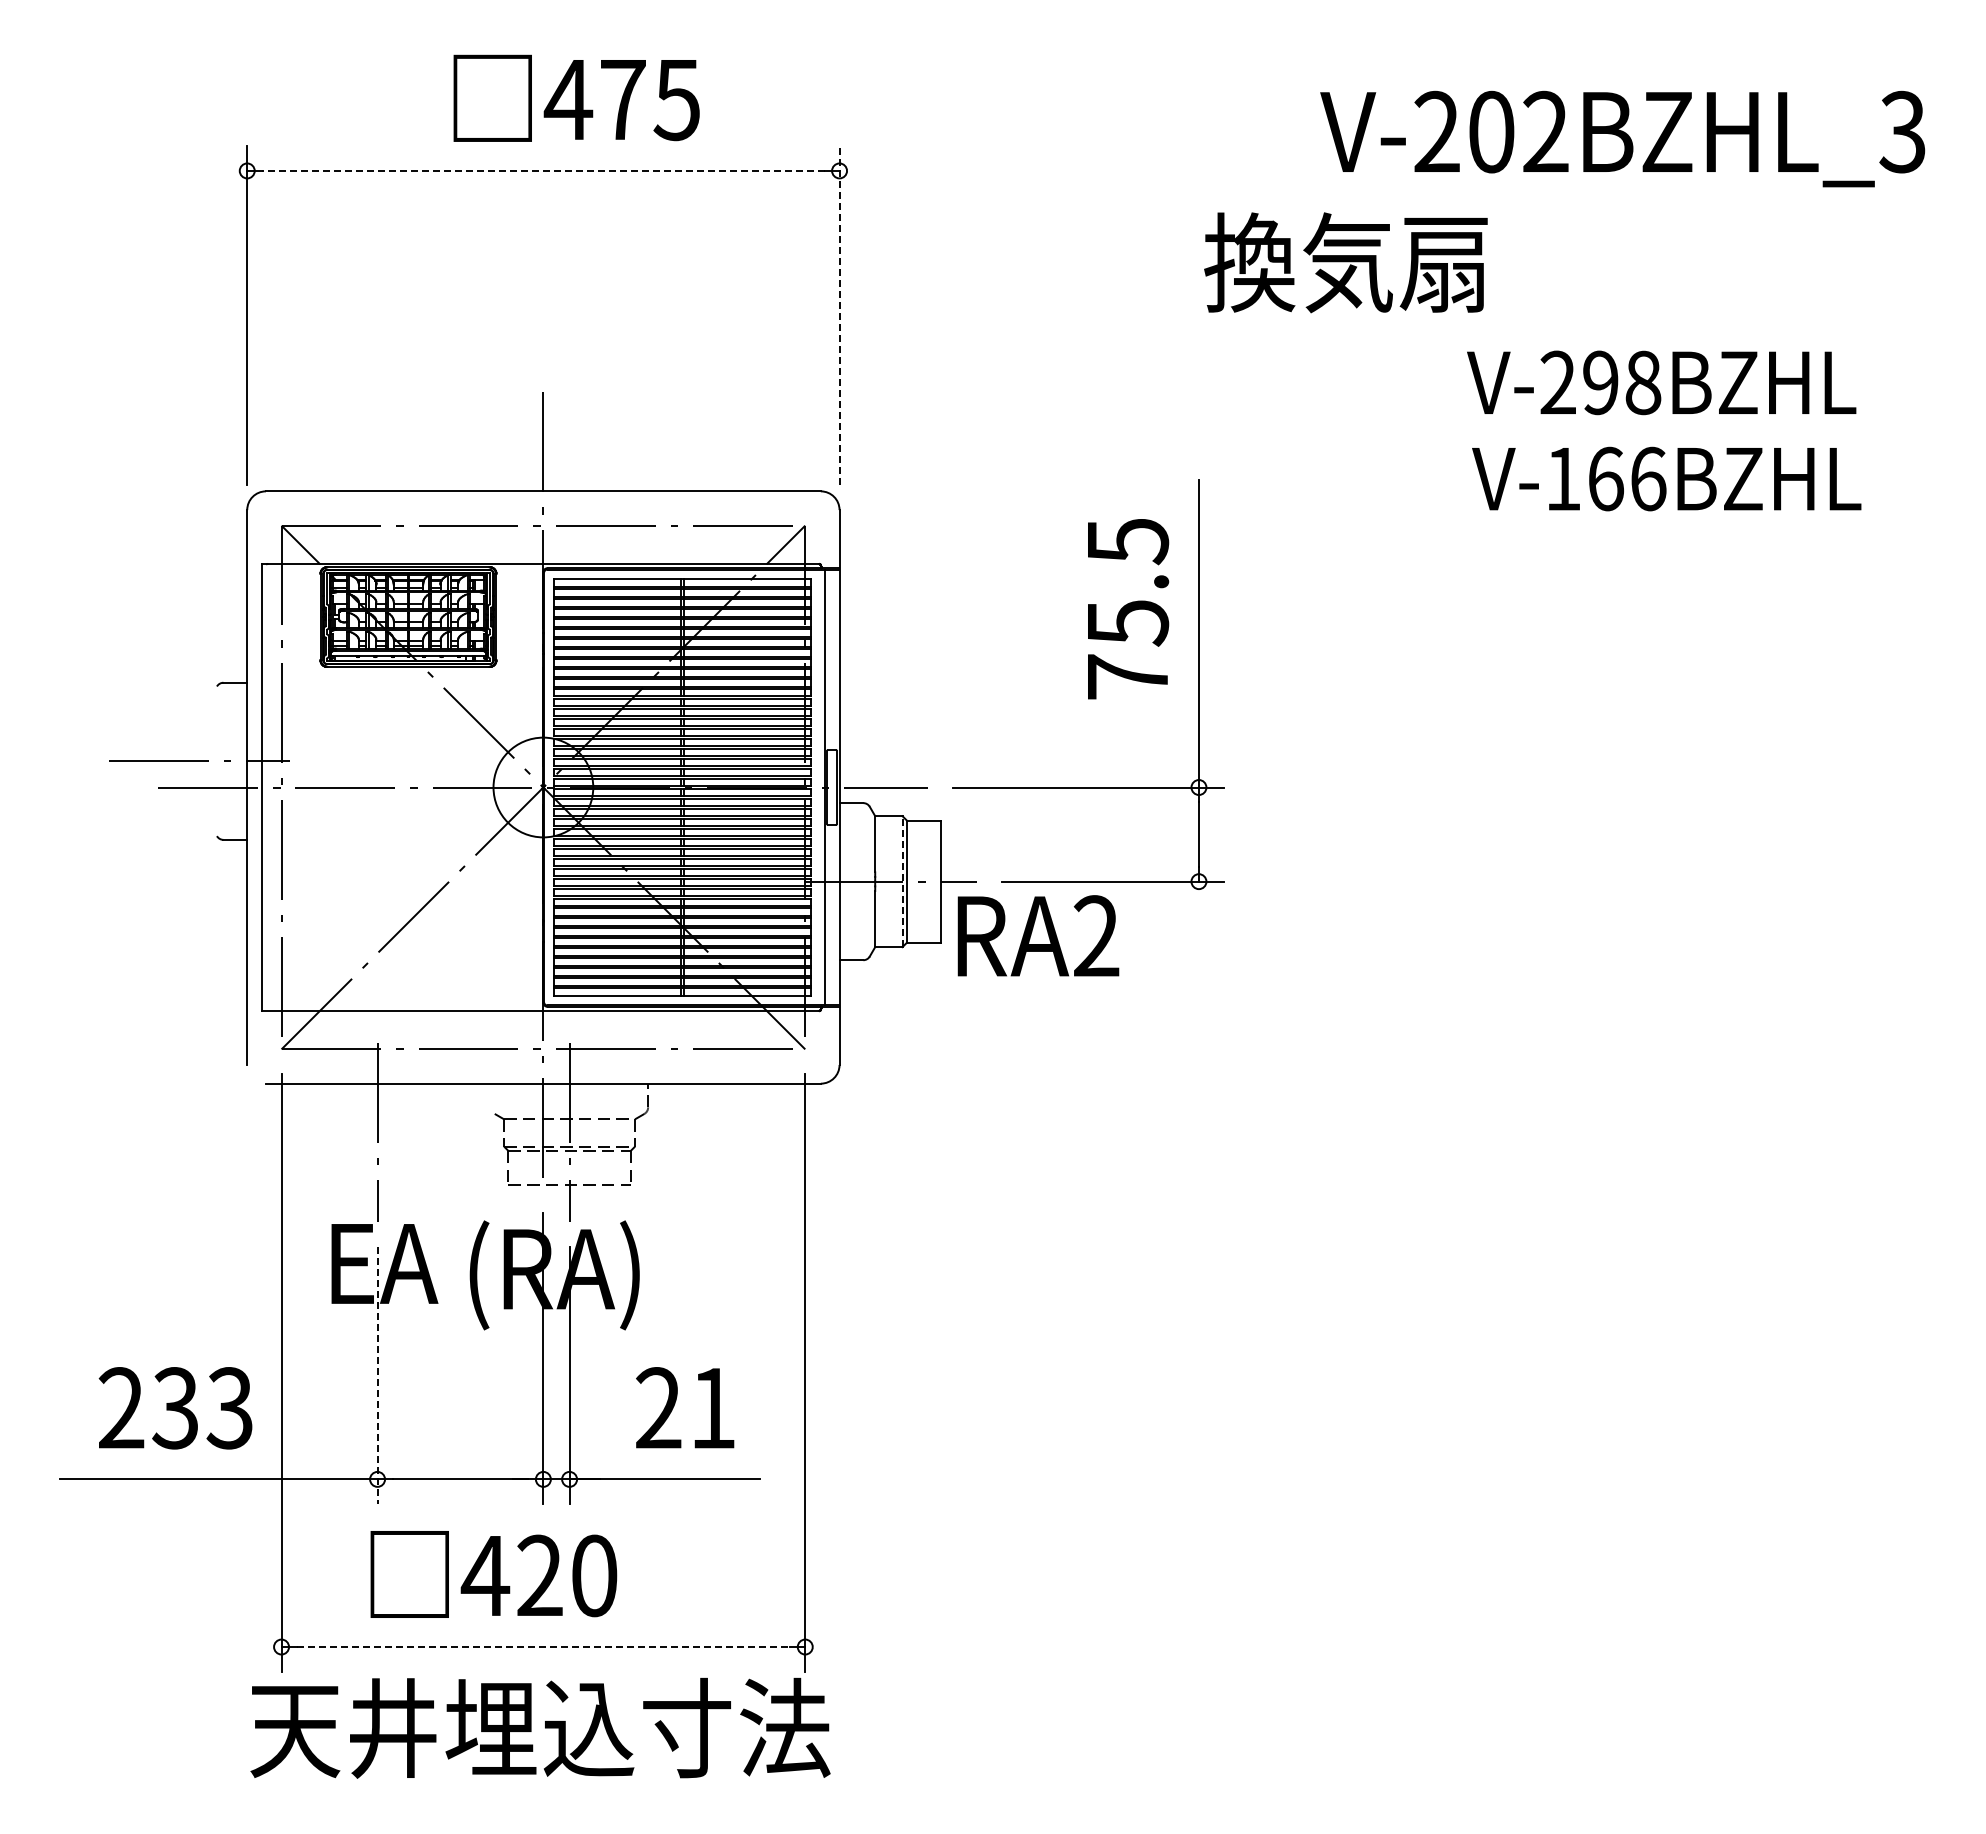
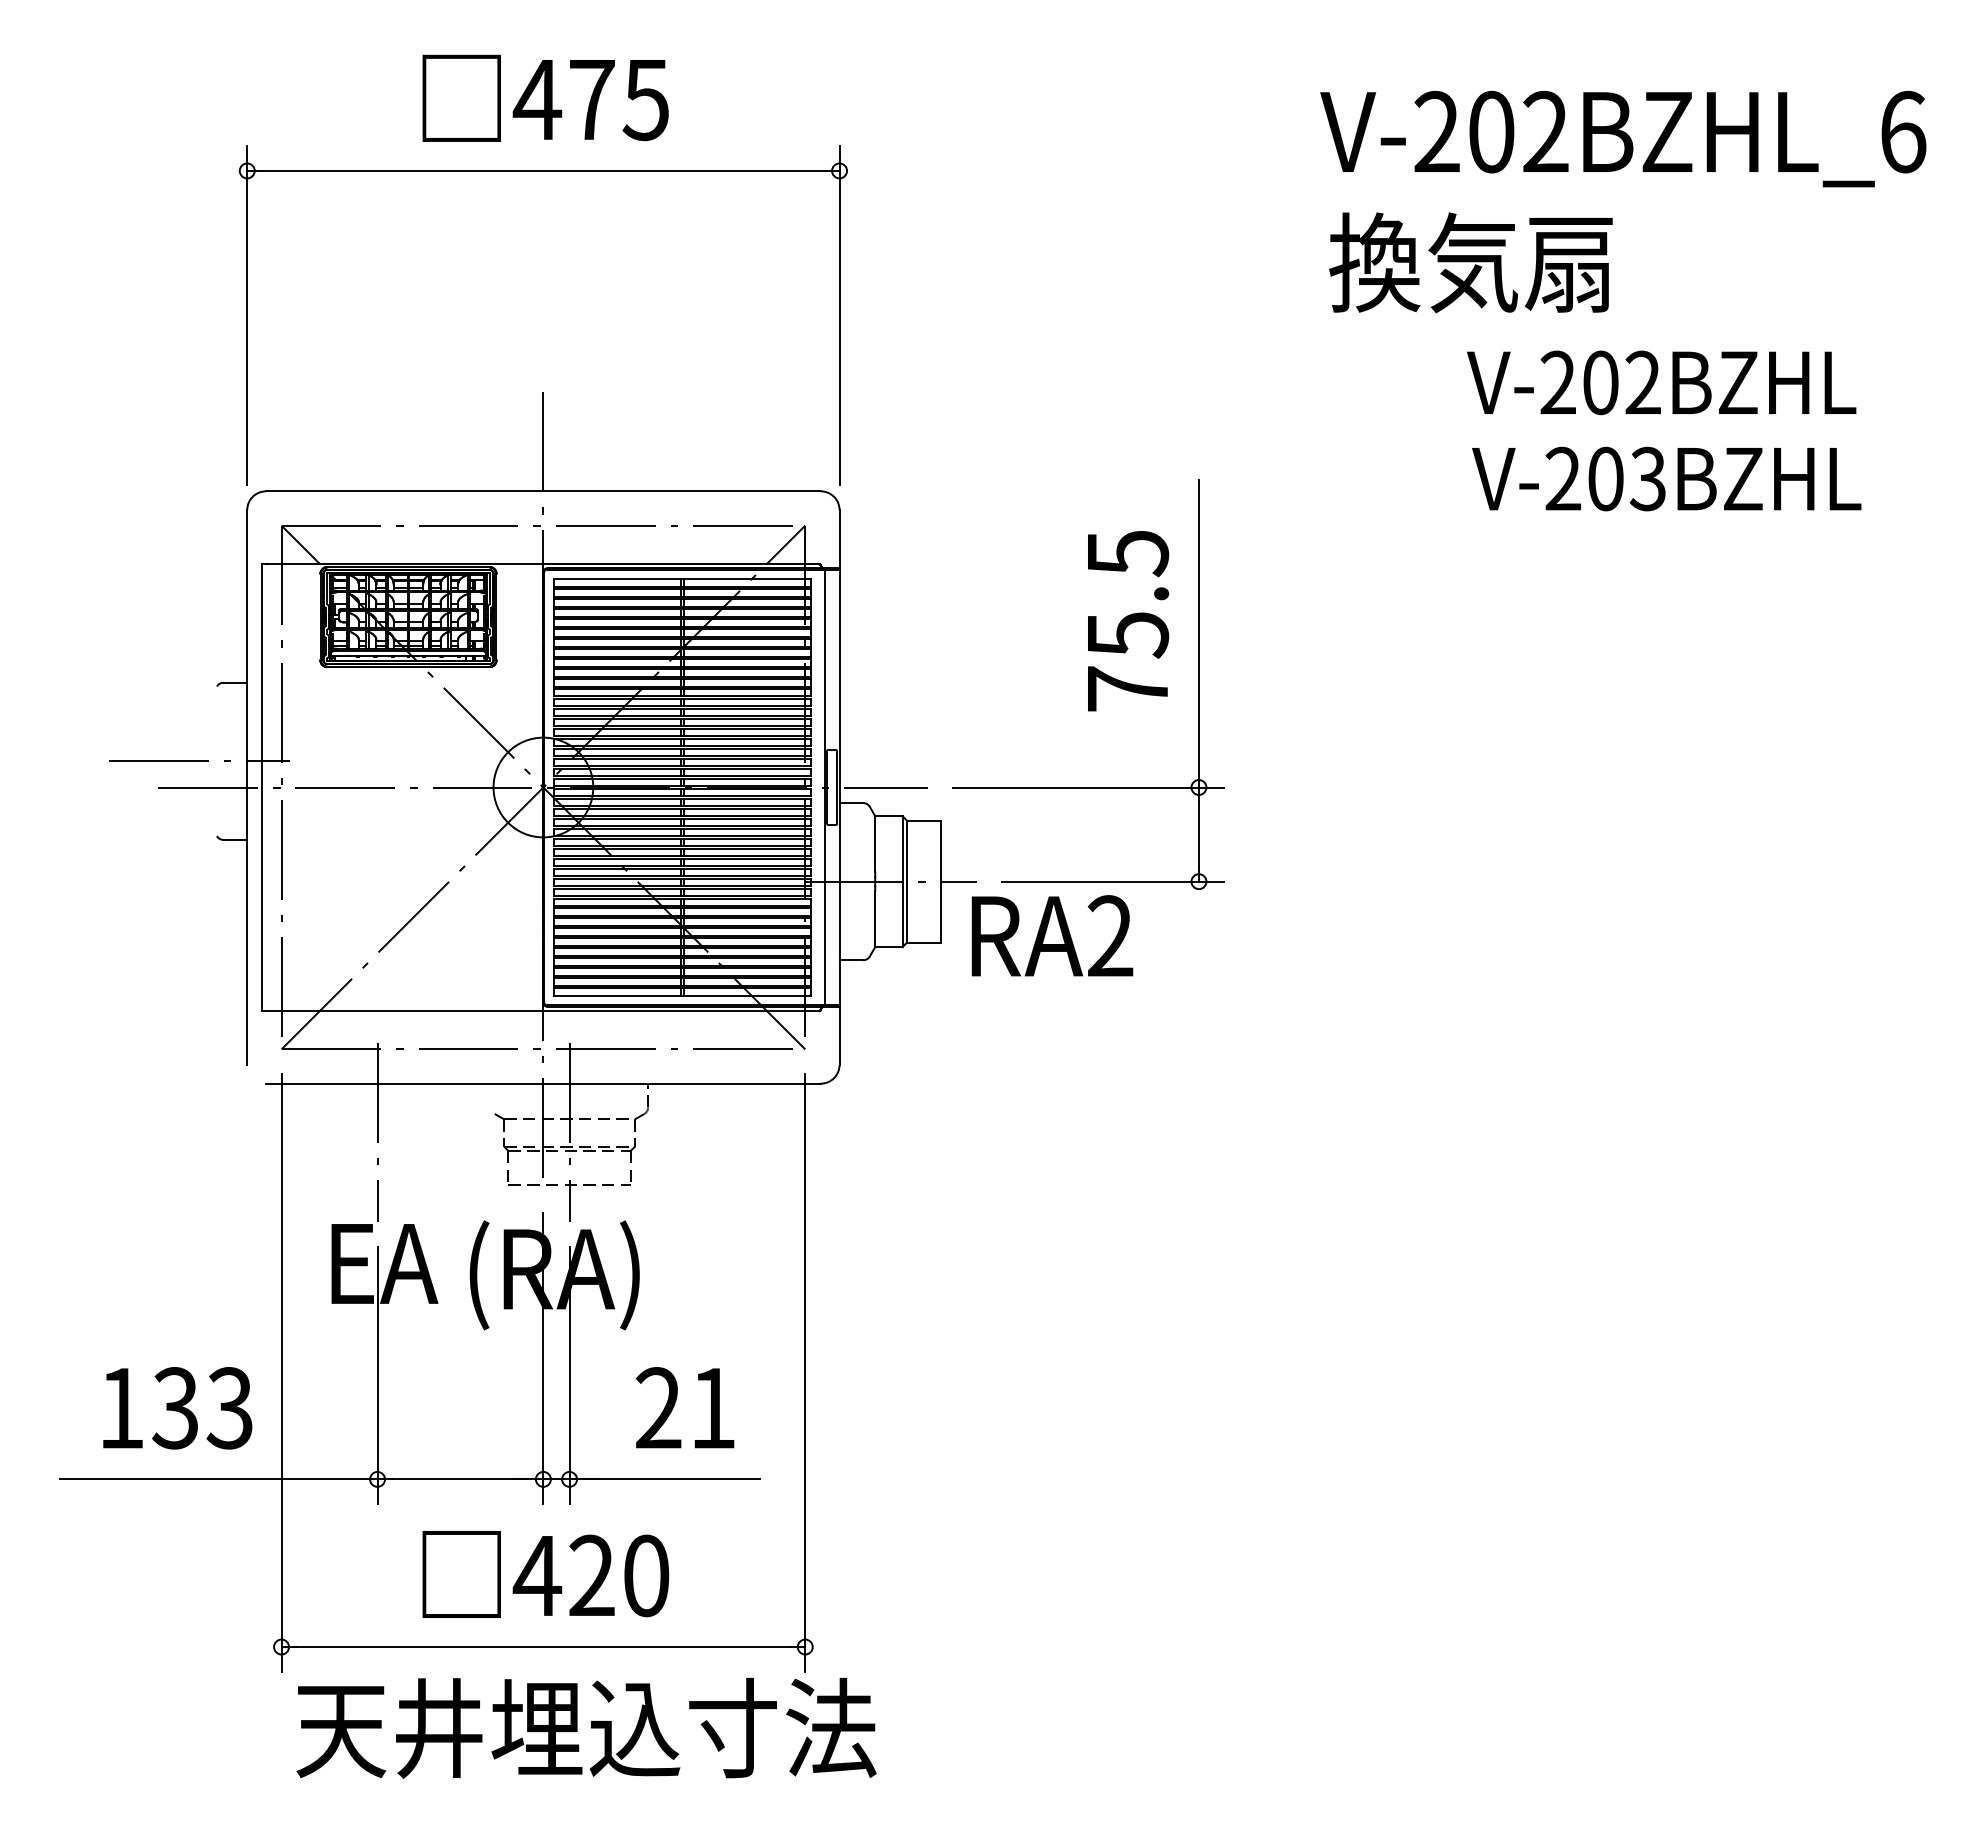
text position: (576, 97) -> (545, 97) (545, 97)
text: V-202BZHL_3 -> V-202BZHL_6 (1902, 131)
line: dashed -> solid (542, 170)
text position: (1345, 262) -> (1470, 262) (1470, 262)
line: dashed -> solid (839, 315)
text: V-298BZHL -> V-202BZHL (1622, 382)
text: V-166BZHL -> V-203BZHL (1605, 478)
text position: (1128, 609) -> (1128, 621) (1128, 621)
line: dashed -> solid (902, 881)
text position: (1038, 935) -> (1052, 935) (1052, 935)
line: dashed -> solid (377, 1375)
text: 233 -> 133 (121, 1407)
text position: (493, 1574) -> (545, 1574) (545, 1574)
line: dashed -> solid (543, 1647)
text position: (540, 1728) -> (586, 1728) (586, 1728)
